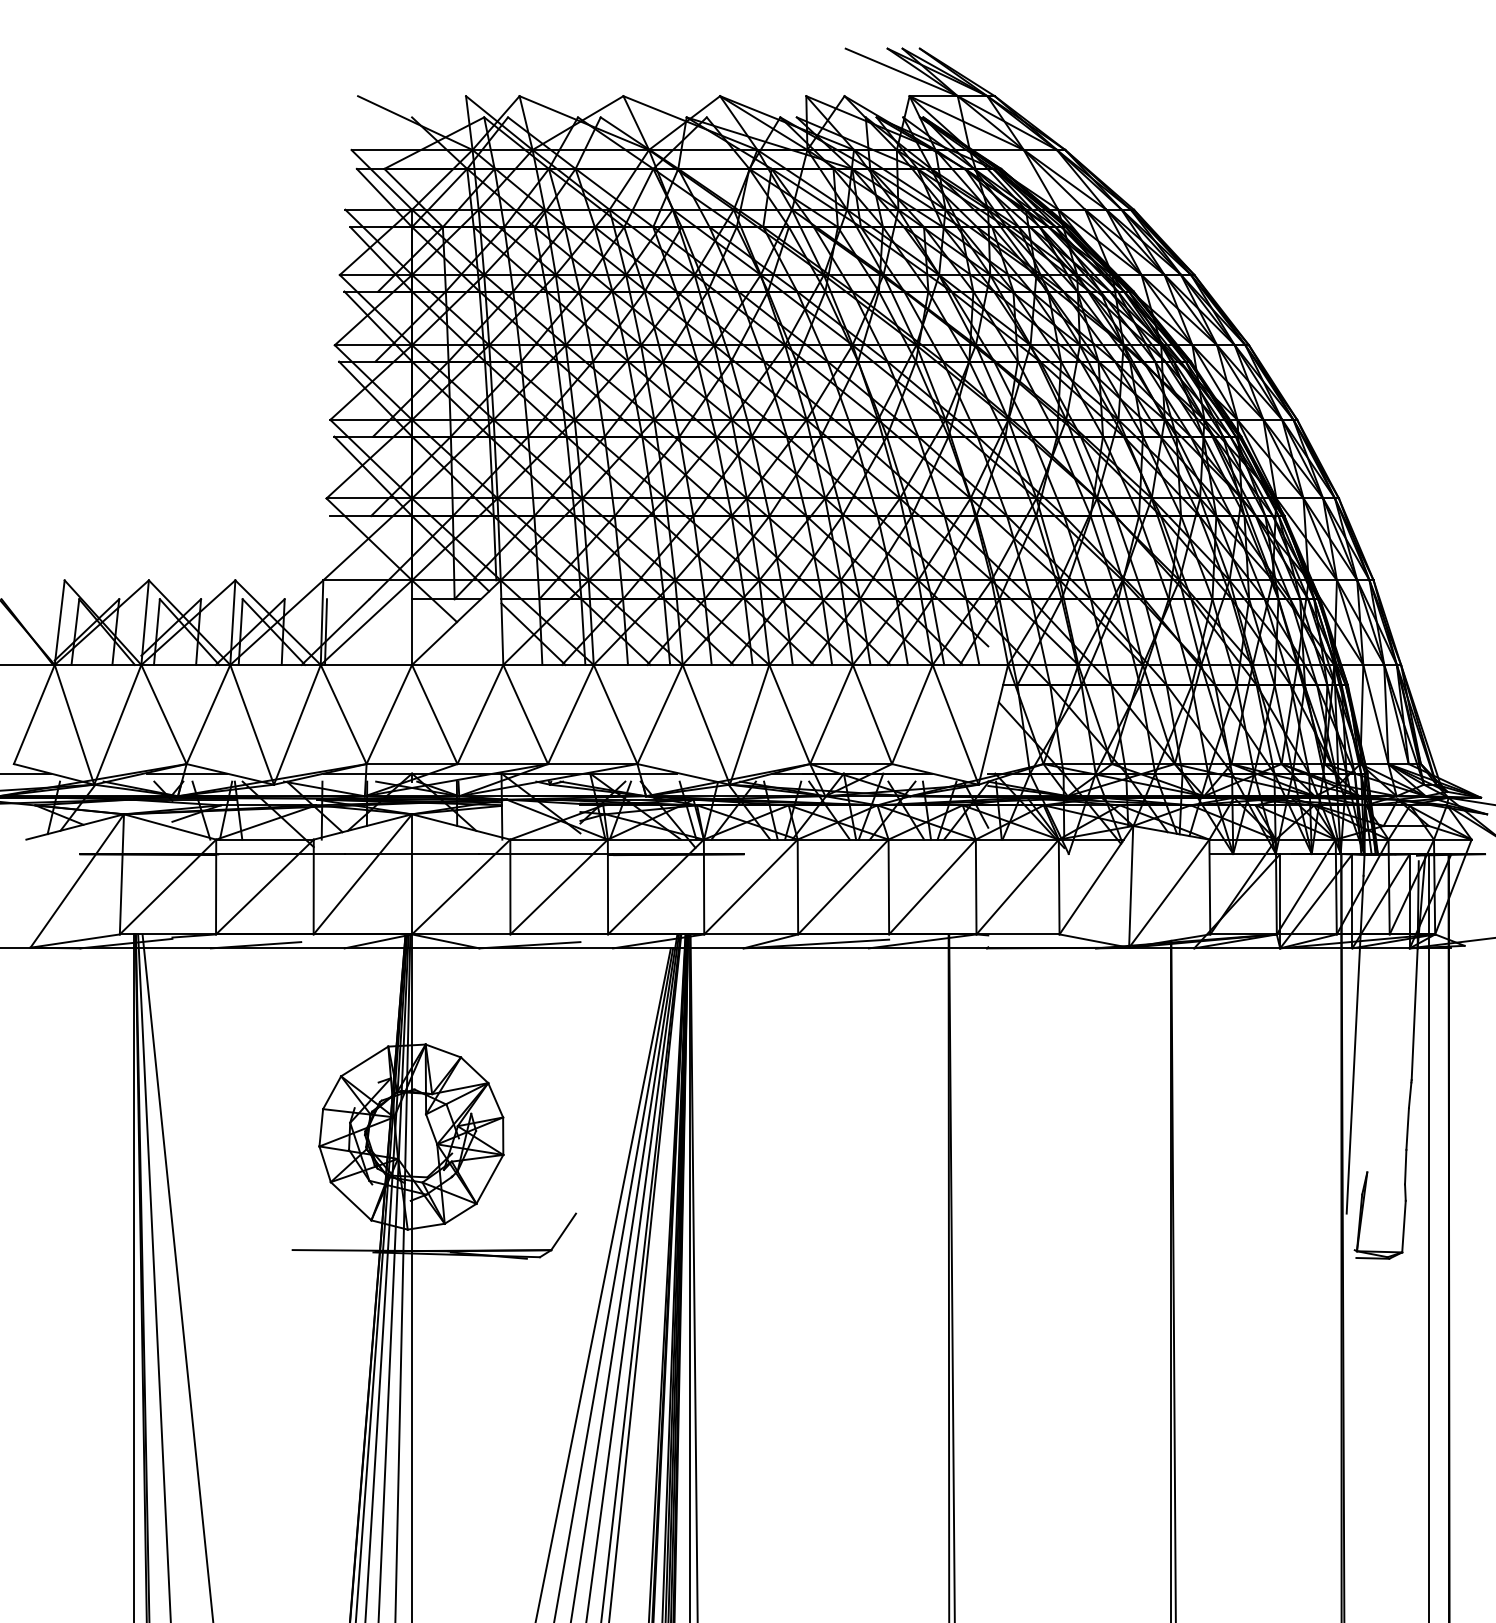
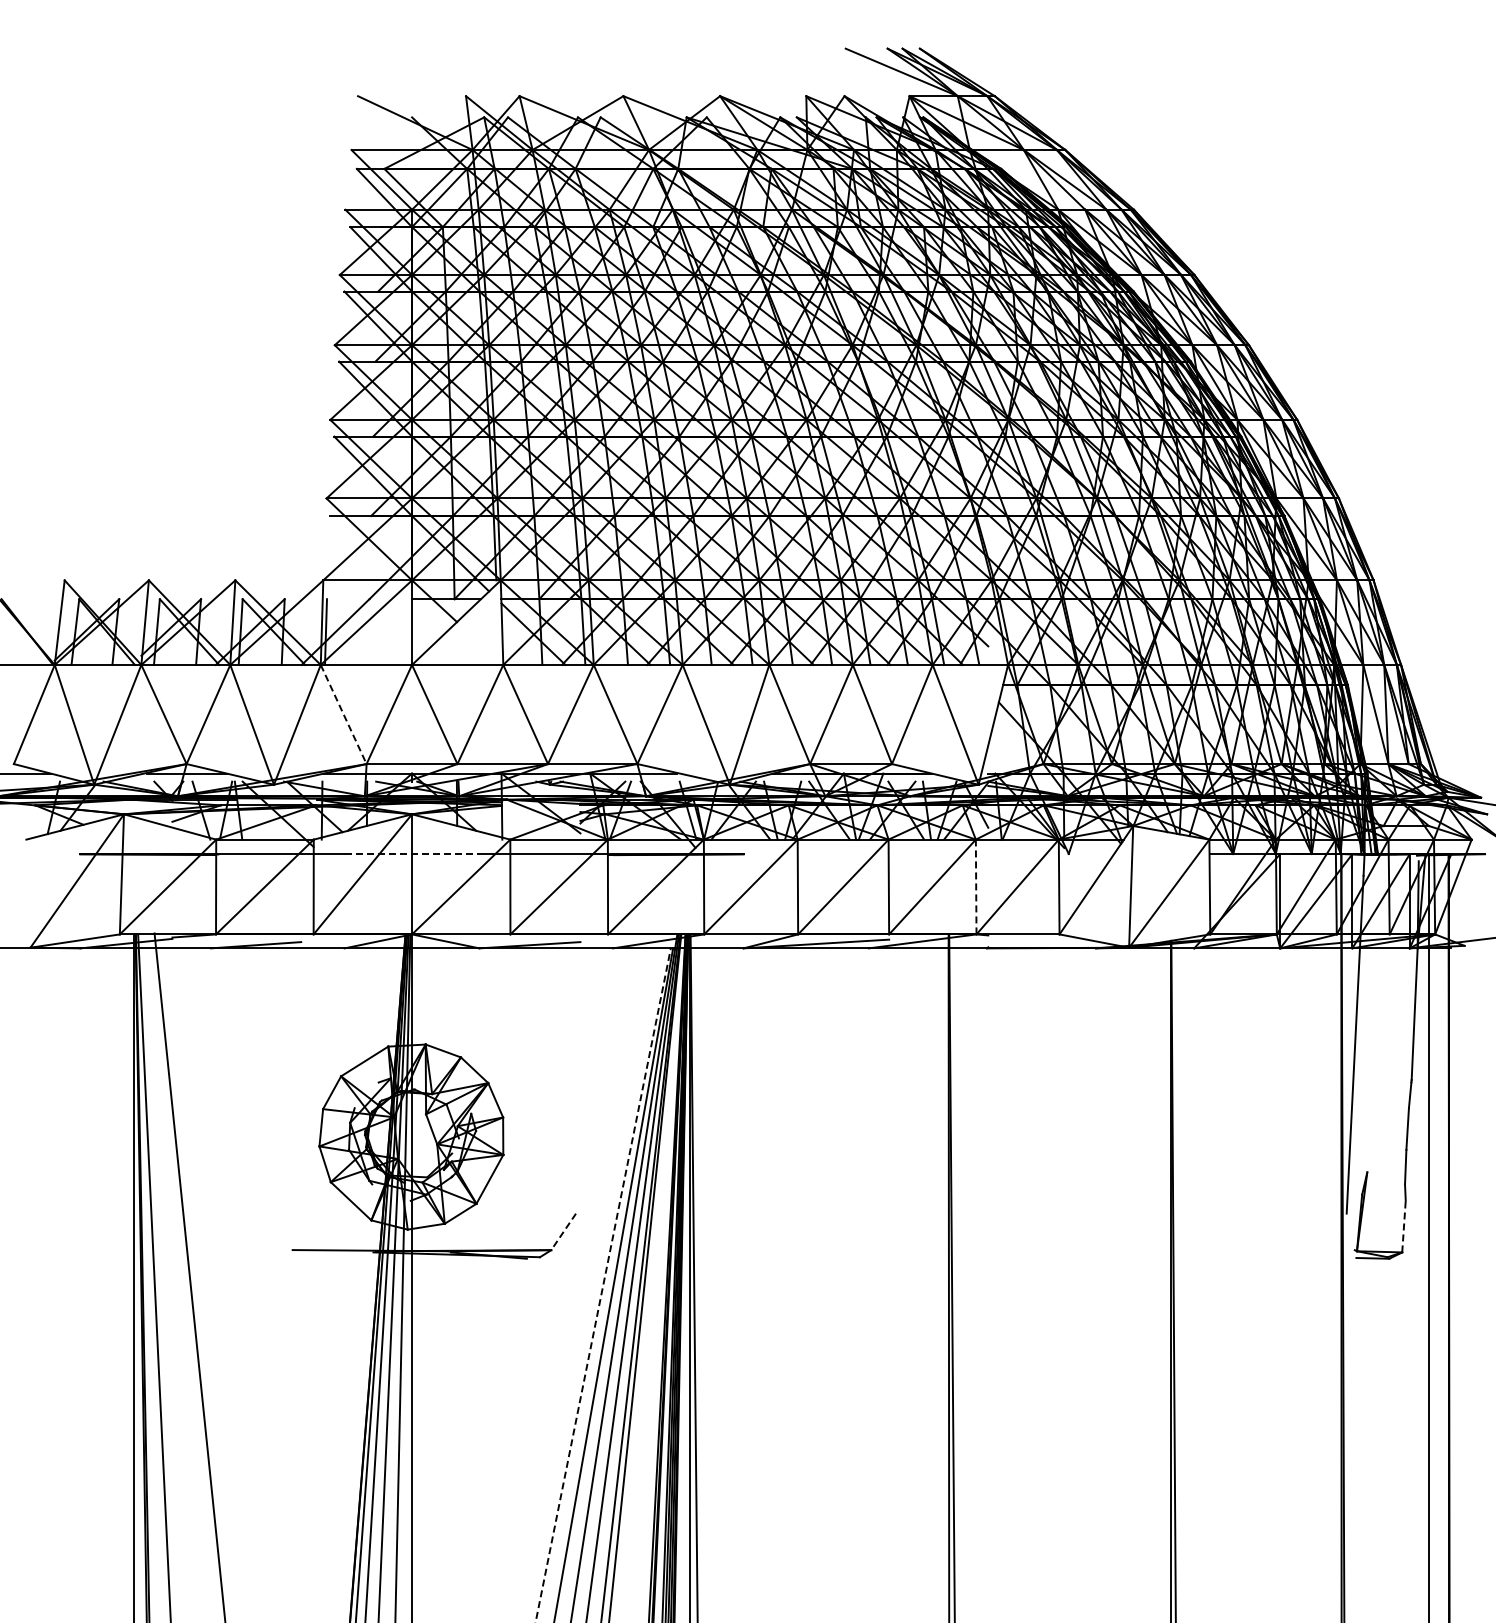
line: solid -> dashed (343, 714)
line: solid -> dashed (412, 854)
line: solid -> dashed (976, 886)
line: solid -> dashed (1403, 1226)
line: solid -> dashed (563, 1232)
line position: (177, 1276) -> (189, 1276) (189, 1276)
line: solid -> dashed (603, 1285)
